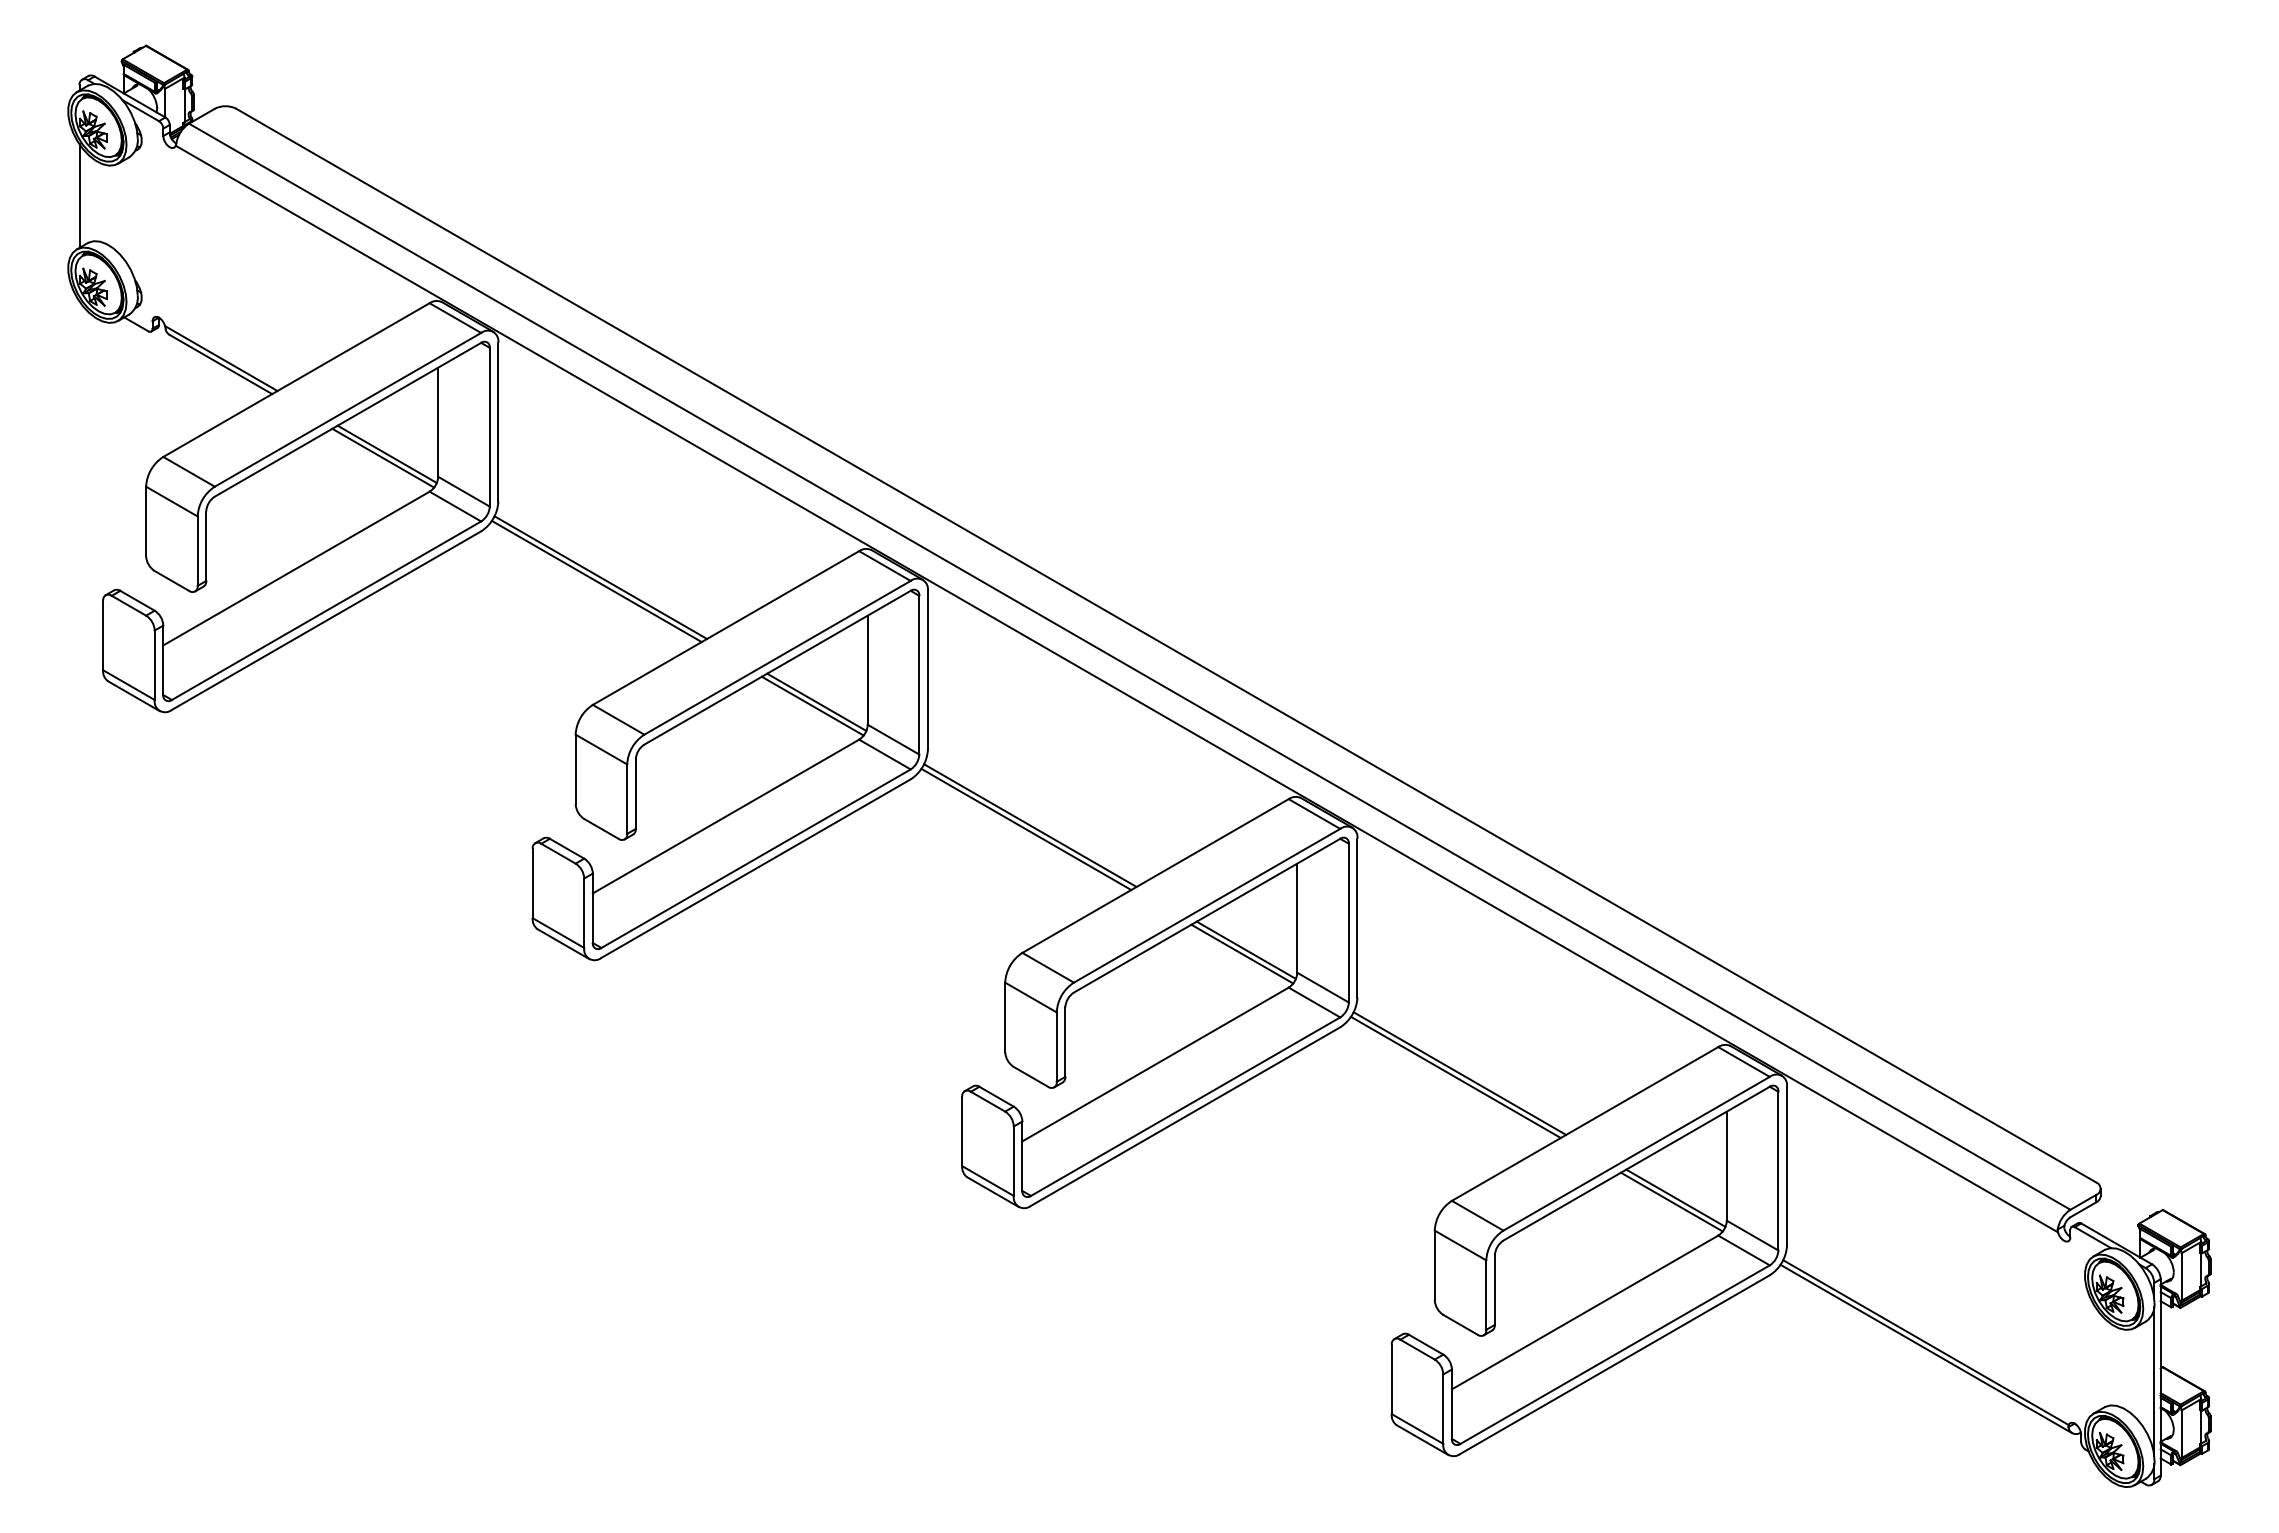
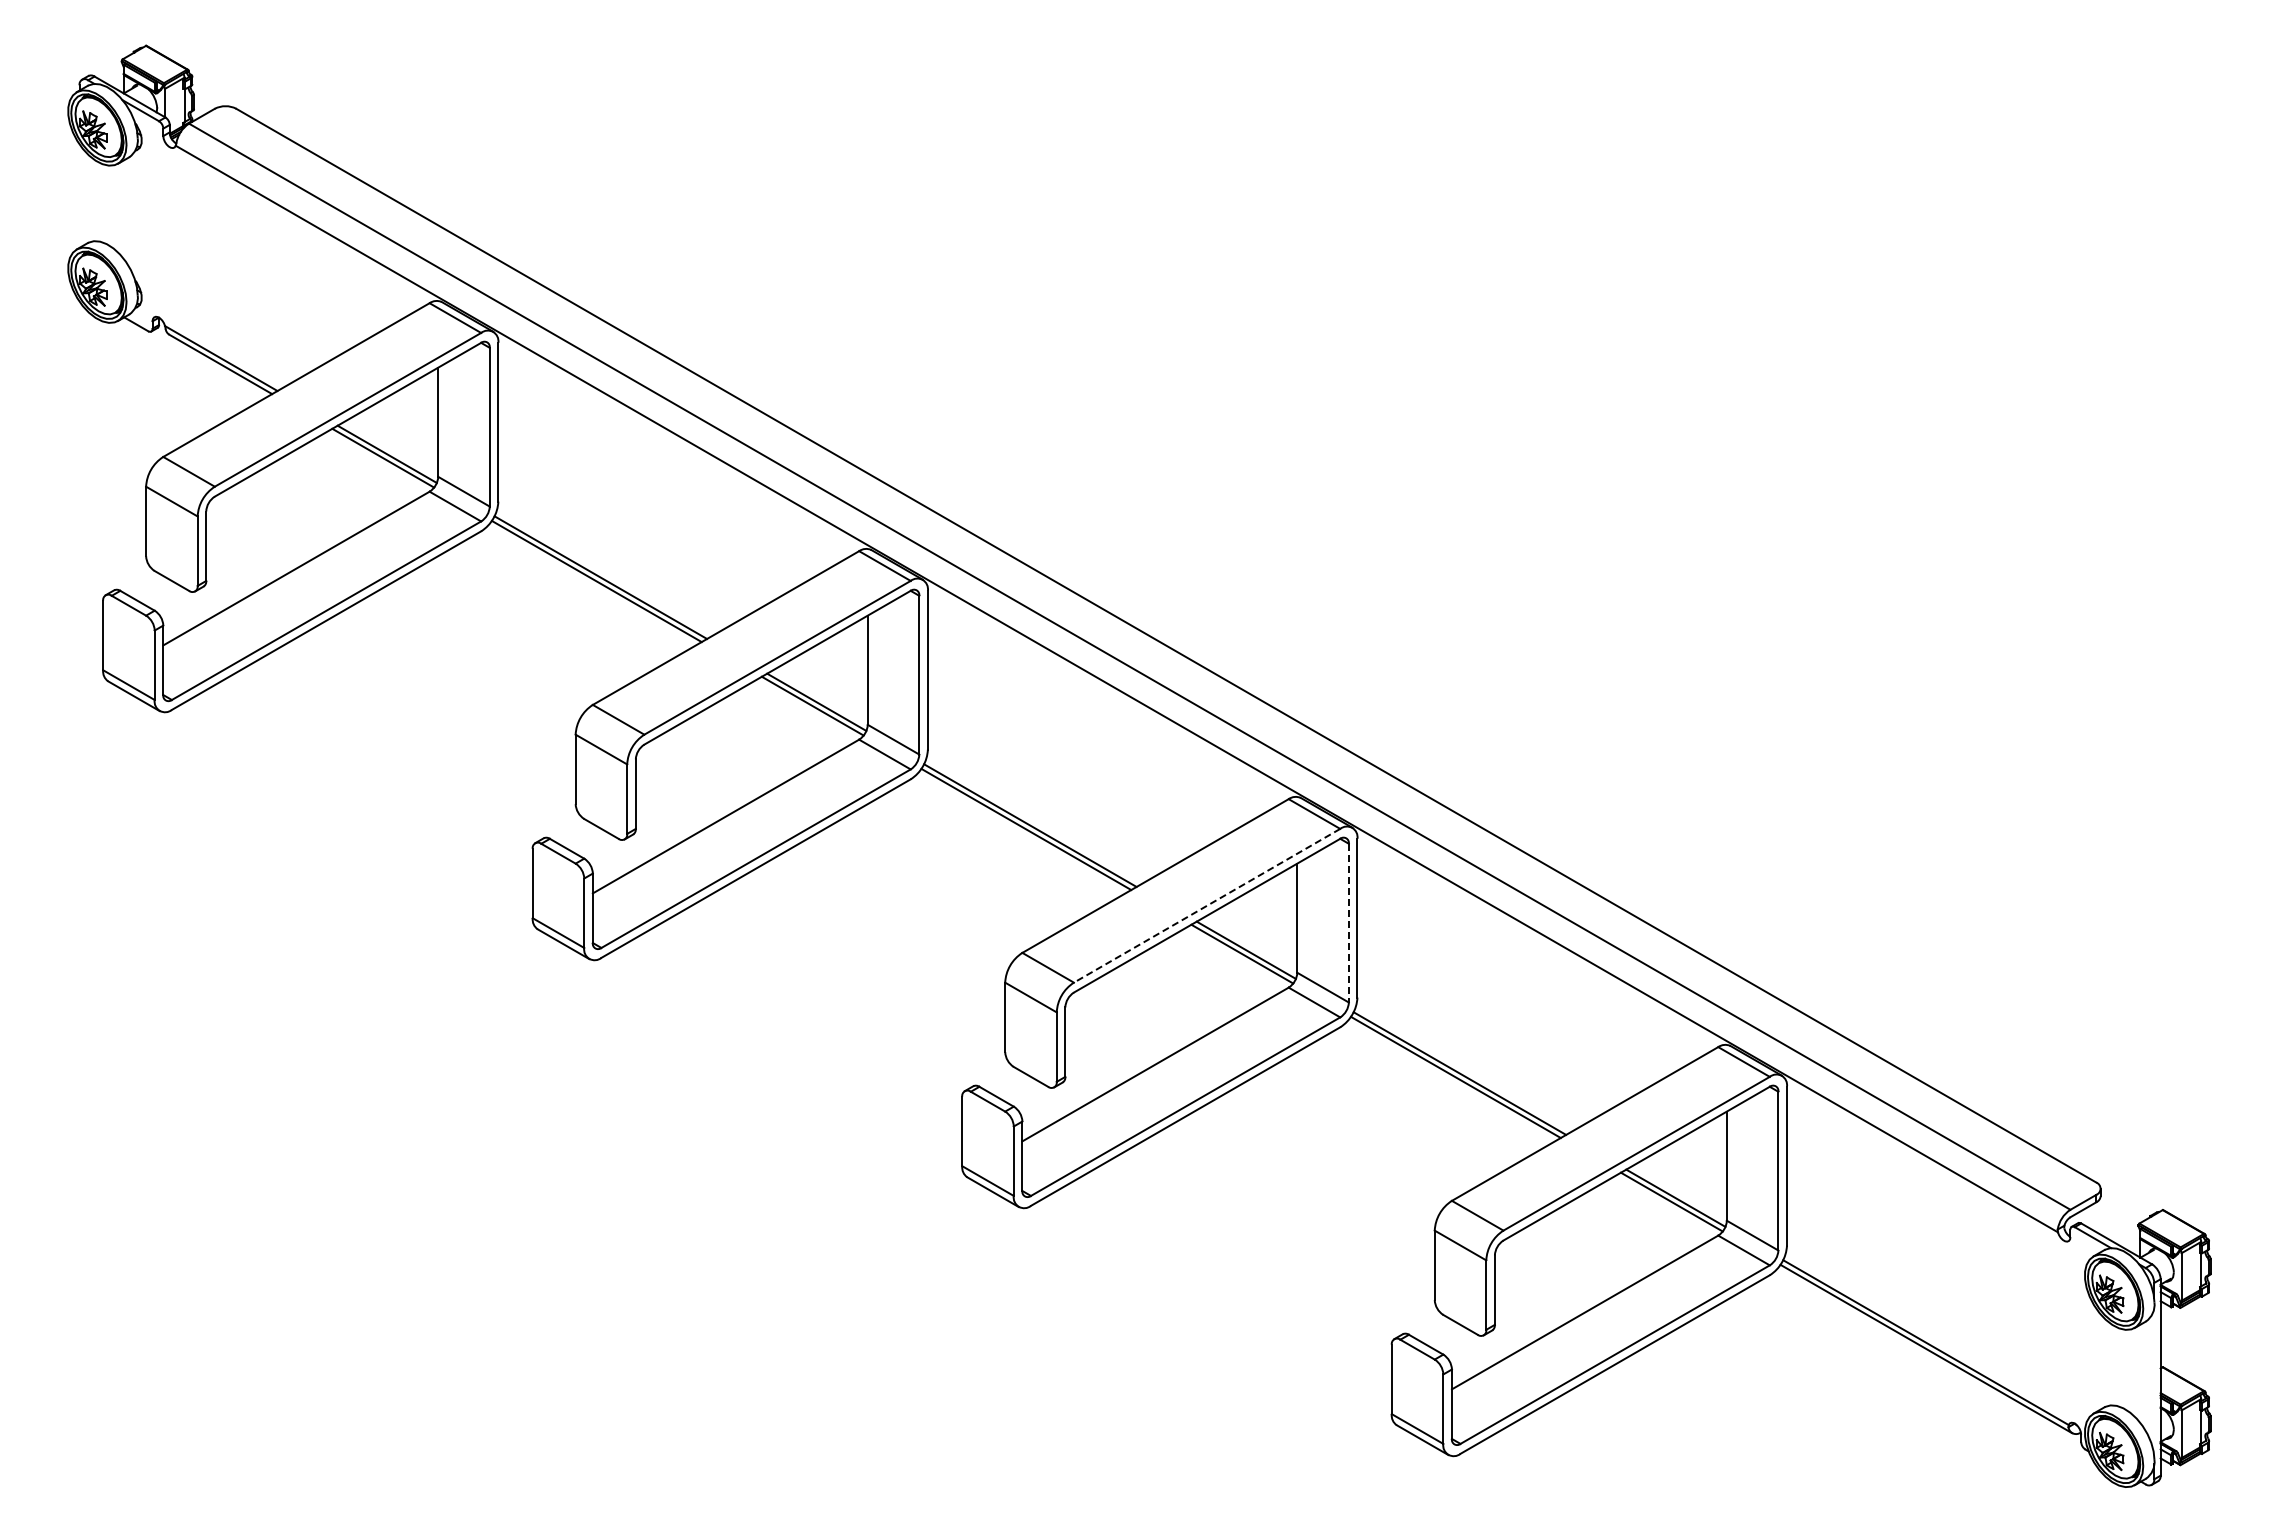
line: present -> none (79, 195)
line: solid -> dashed (1207, 905)
line: solid -> dashed (1348, 923)
line: present -> none (2154, 1380)
